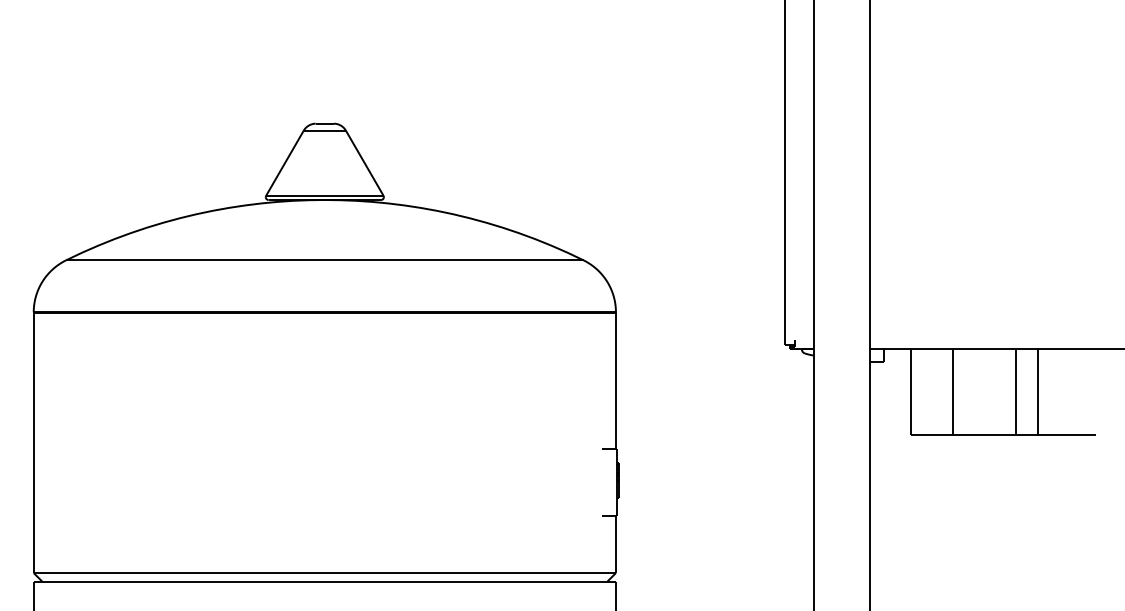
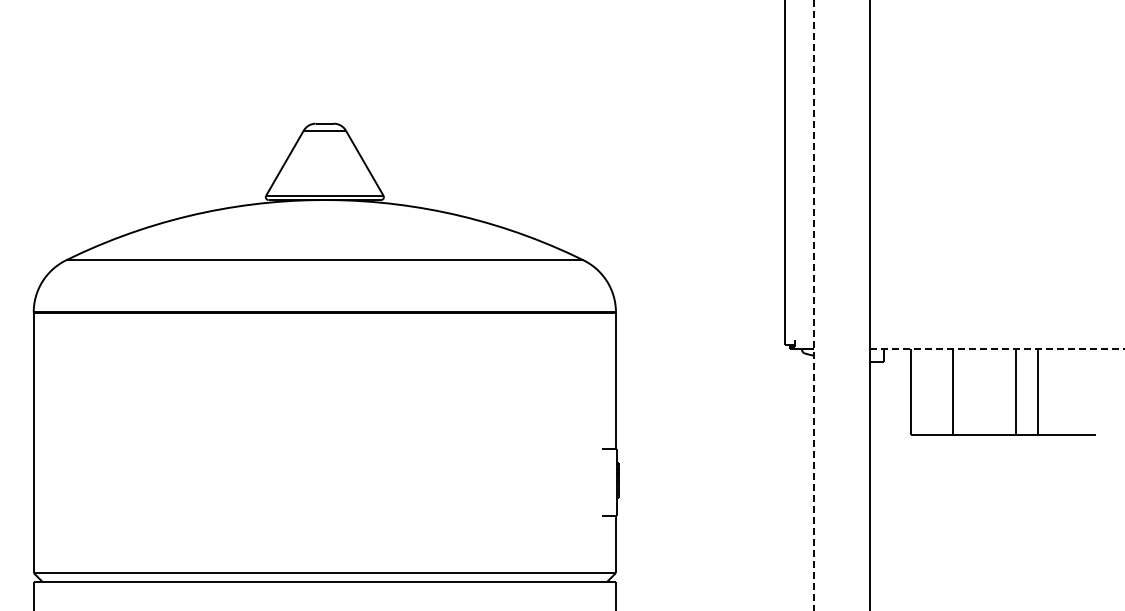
line: solid -> dashed (813, 305)
line: solid -> dashed (997, 349)
